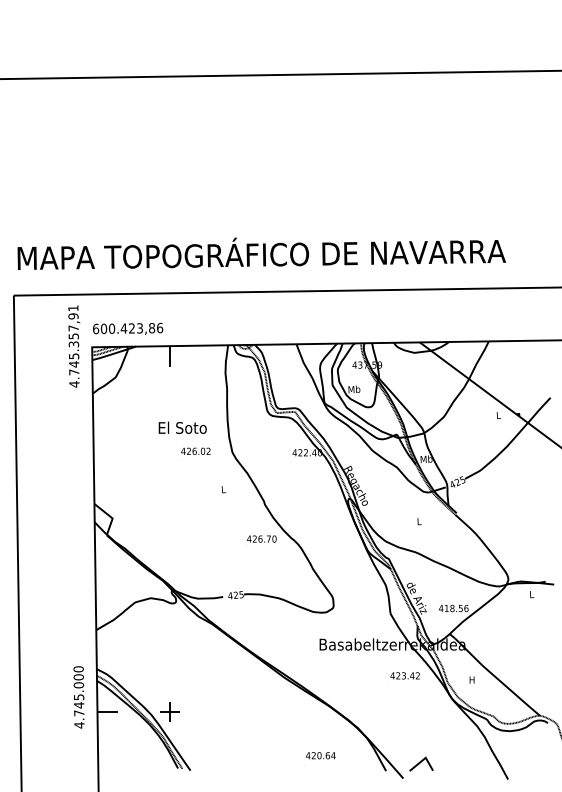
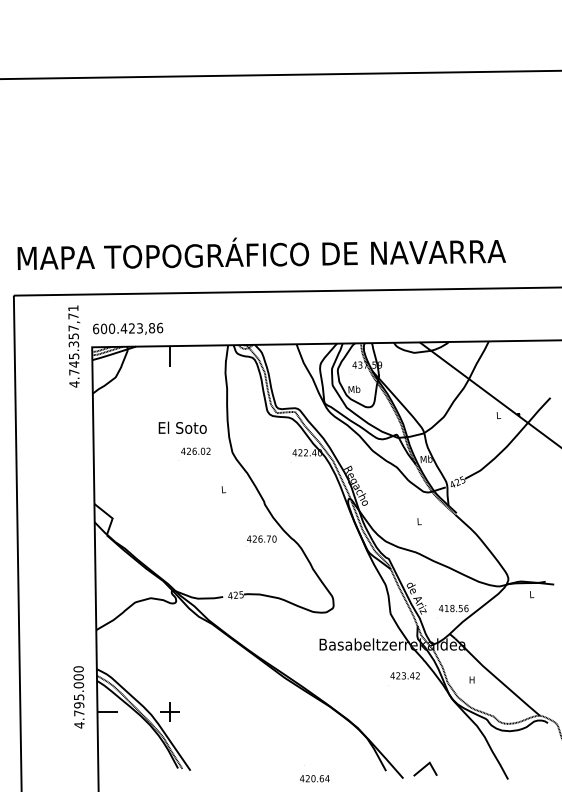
text: 4.745.357,91 -> 4.745.357,71 (73, 316)
text: 4.745.000 -> 4.795.000 (79, 705)
text position: (320, 755) -> (314, 778) (314, 778)
line position: (421, 762) -> (425, 767) (425, 767)
